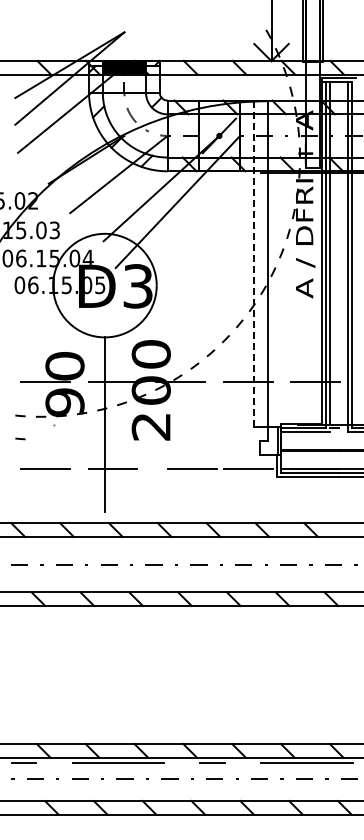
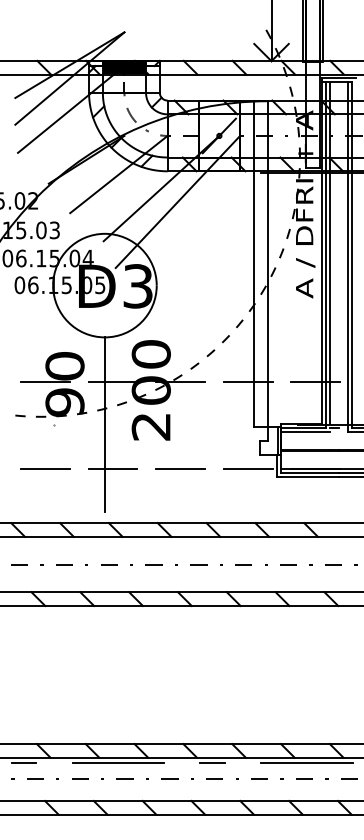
line: dashed -> solid (254, 264)
line: present -> none (20, 438)
line position: (192, 468) -> (180, 468) (180, 468)
